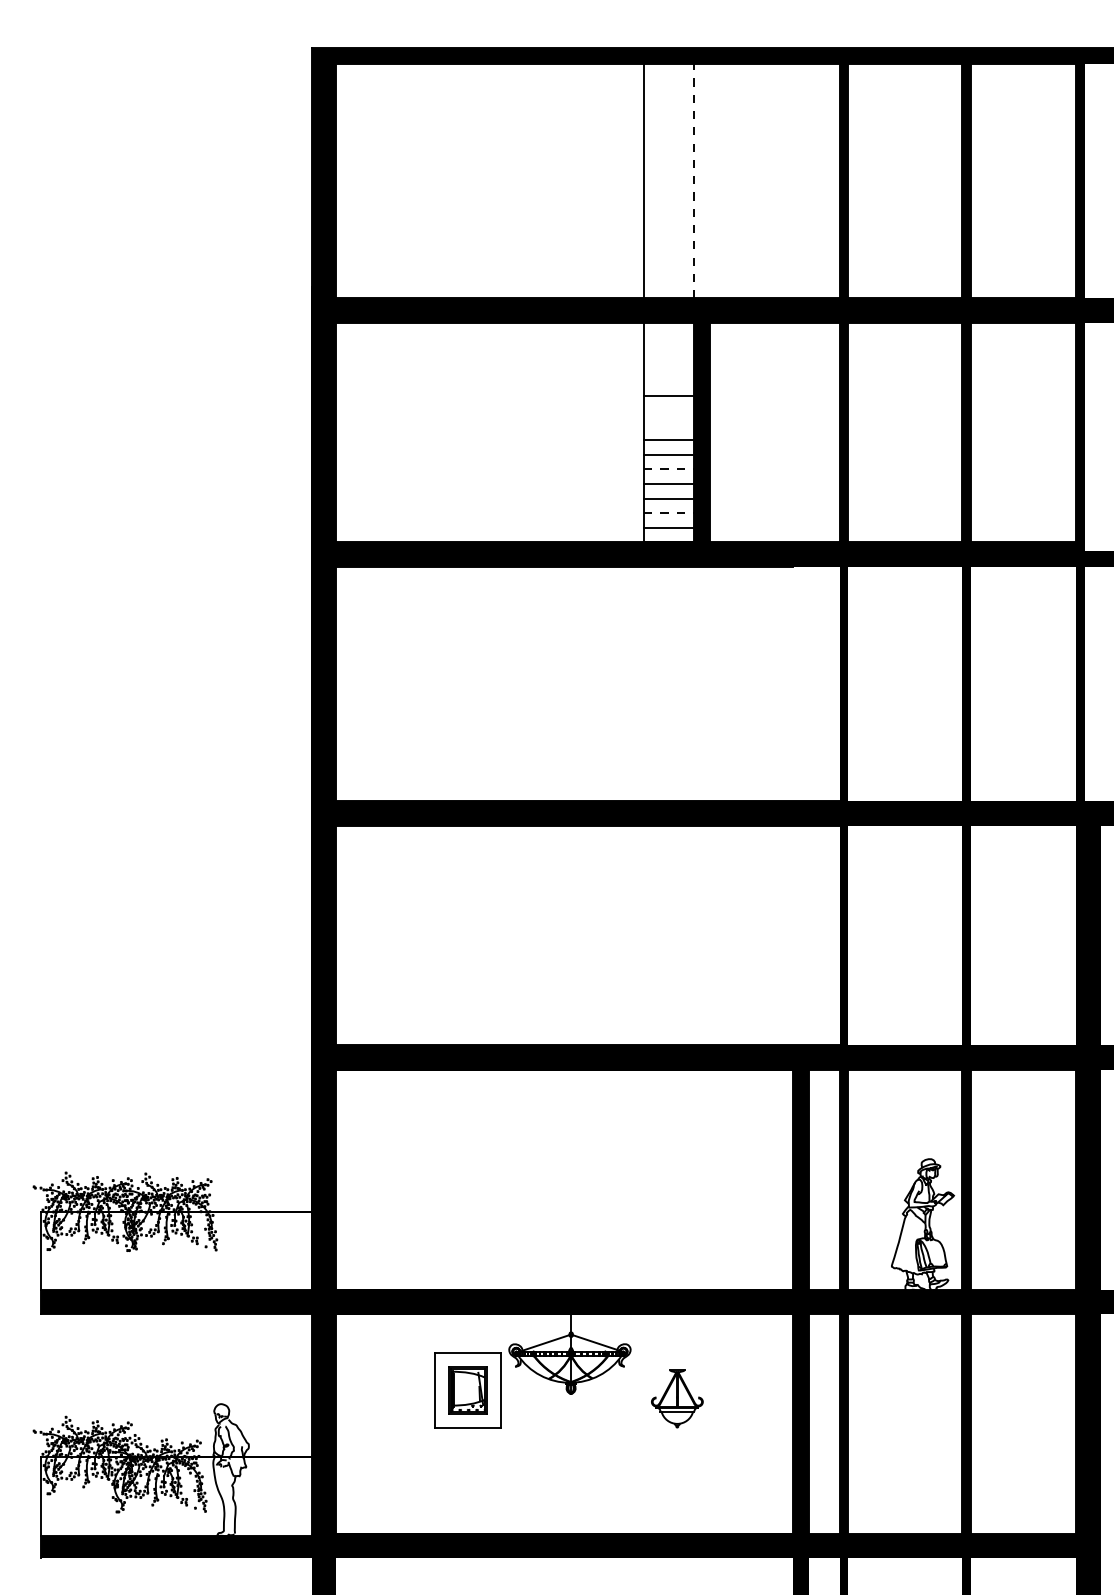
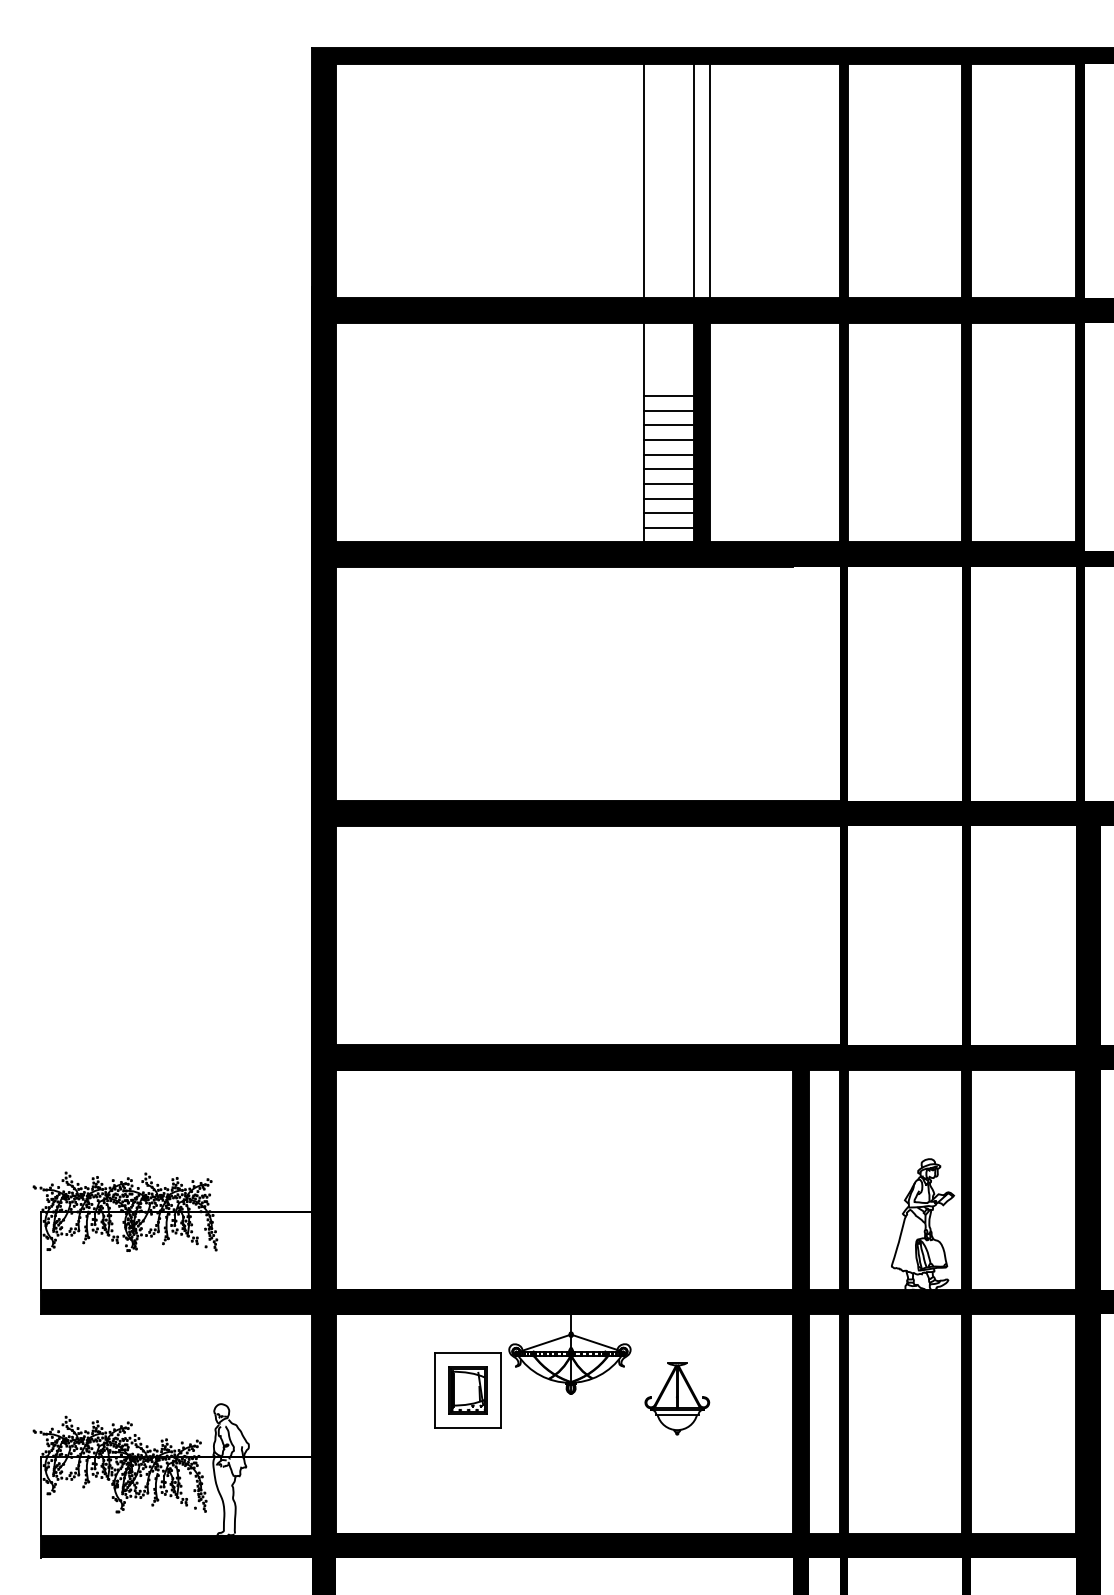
line: dashed -> solid (693, 180)
line: none -> present (710, 181)
line: none -> present (668, 410)
line: none -> present (668, 425)
line: dashed -> solid (669, 469)
line: dashed -> solid (669, 513)
part size: 53x60 px -> 67x74 px (677, 1398)
